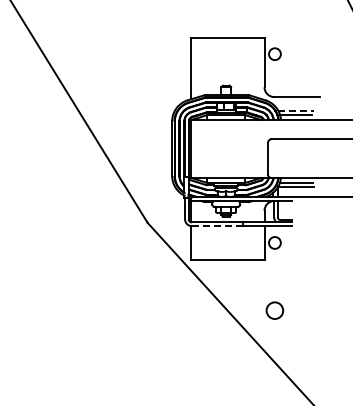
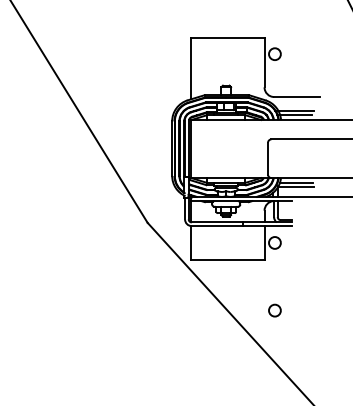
line: dashed -> solid (296, 110)
line: dashed -> solid (217, 226)
circle size: 20x19 px -> 14x15 px (274, 310)
